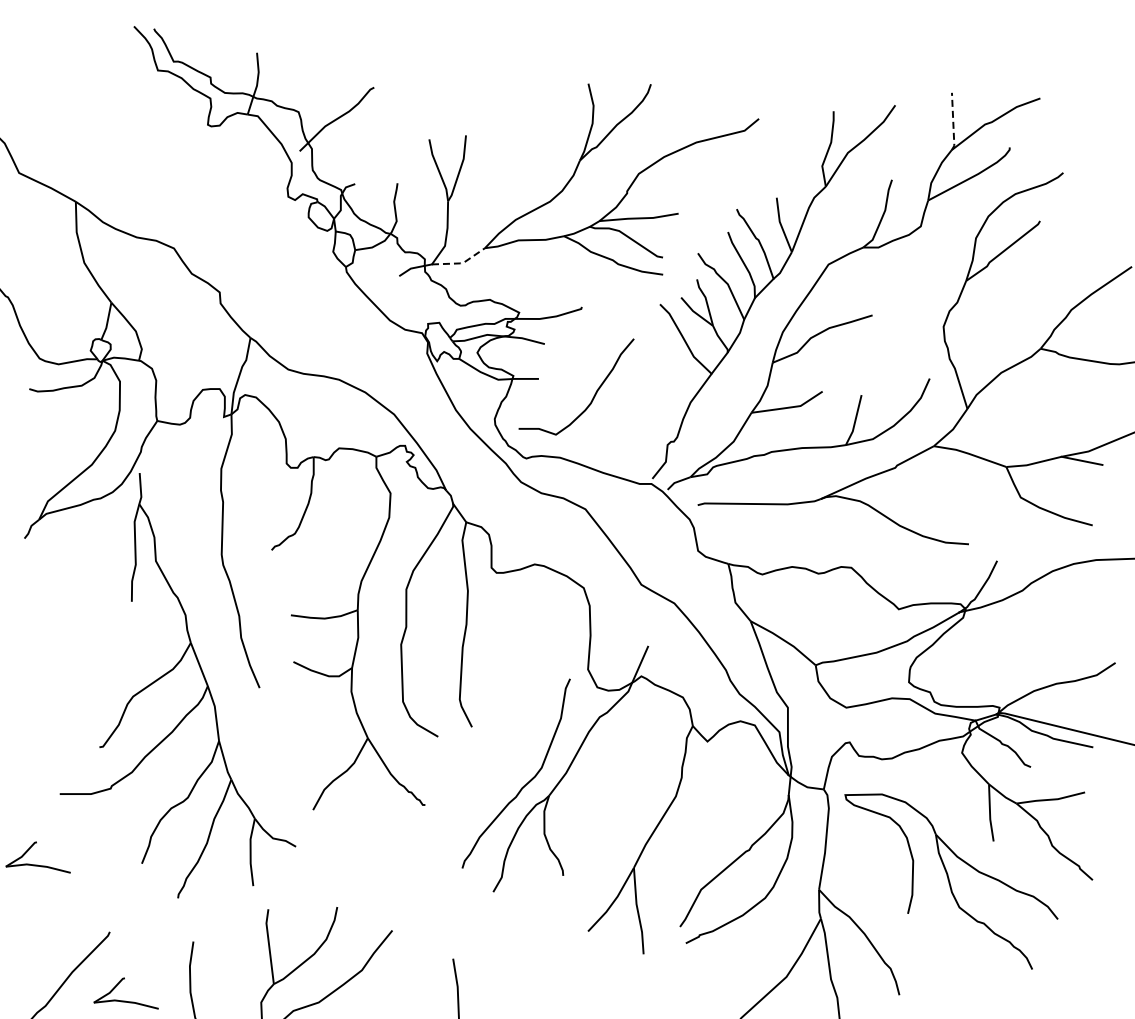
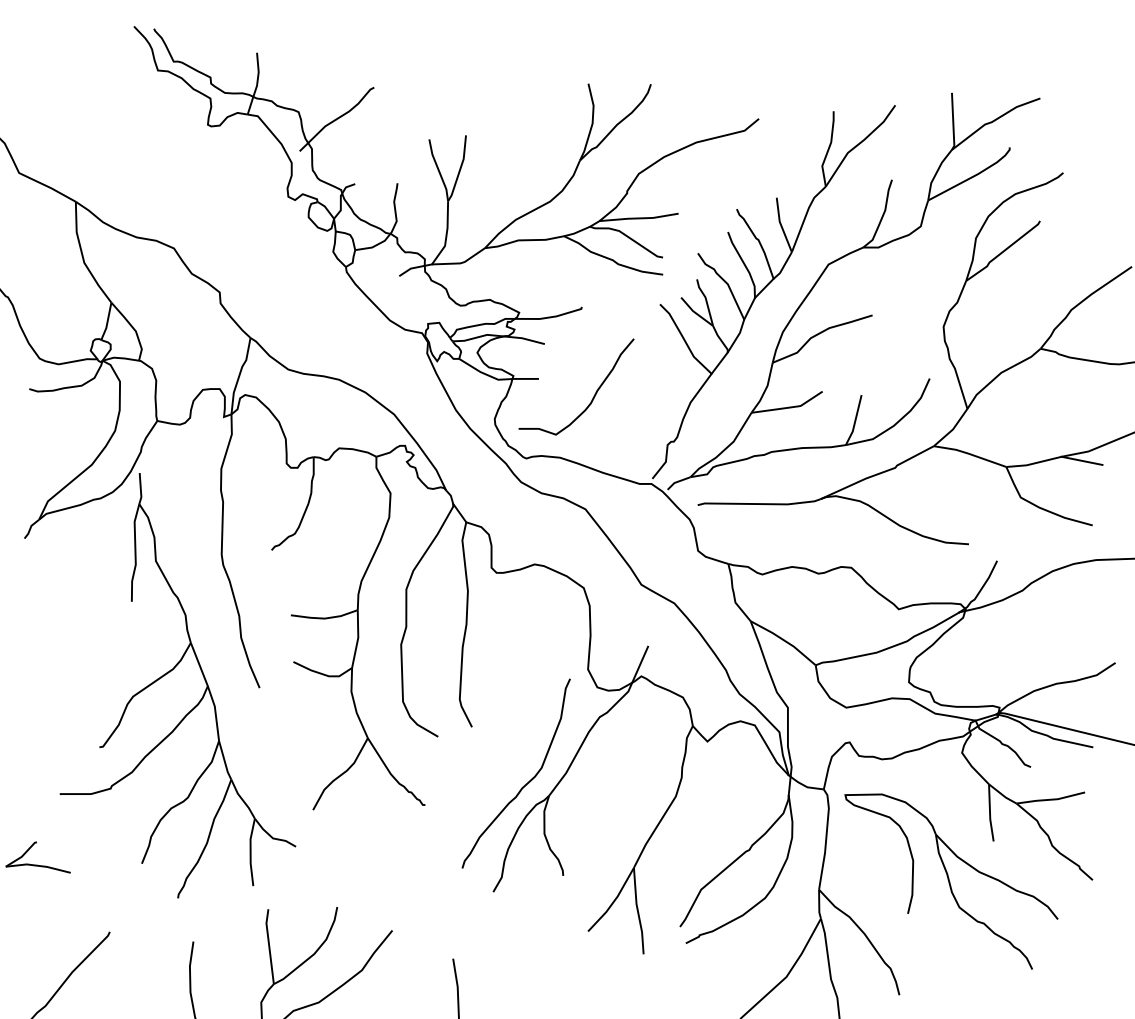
line: dashed -> solid (953, 122)
line: dashed -> solid (461, 263)
part: present -> none (125, 1000)
